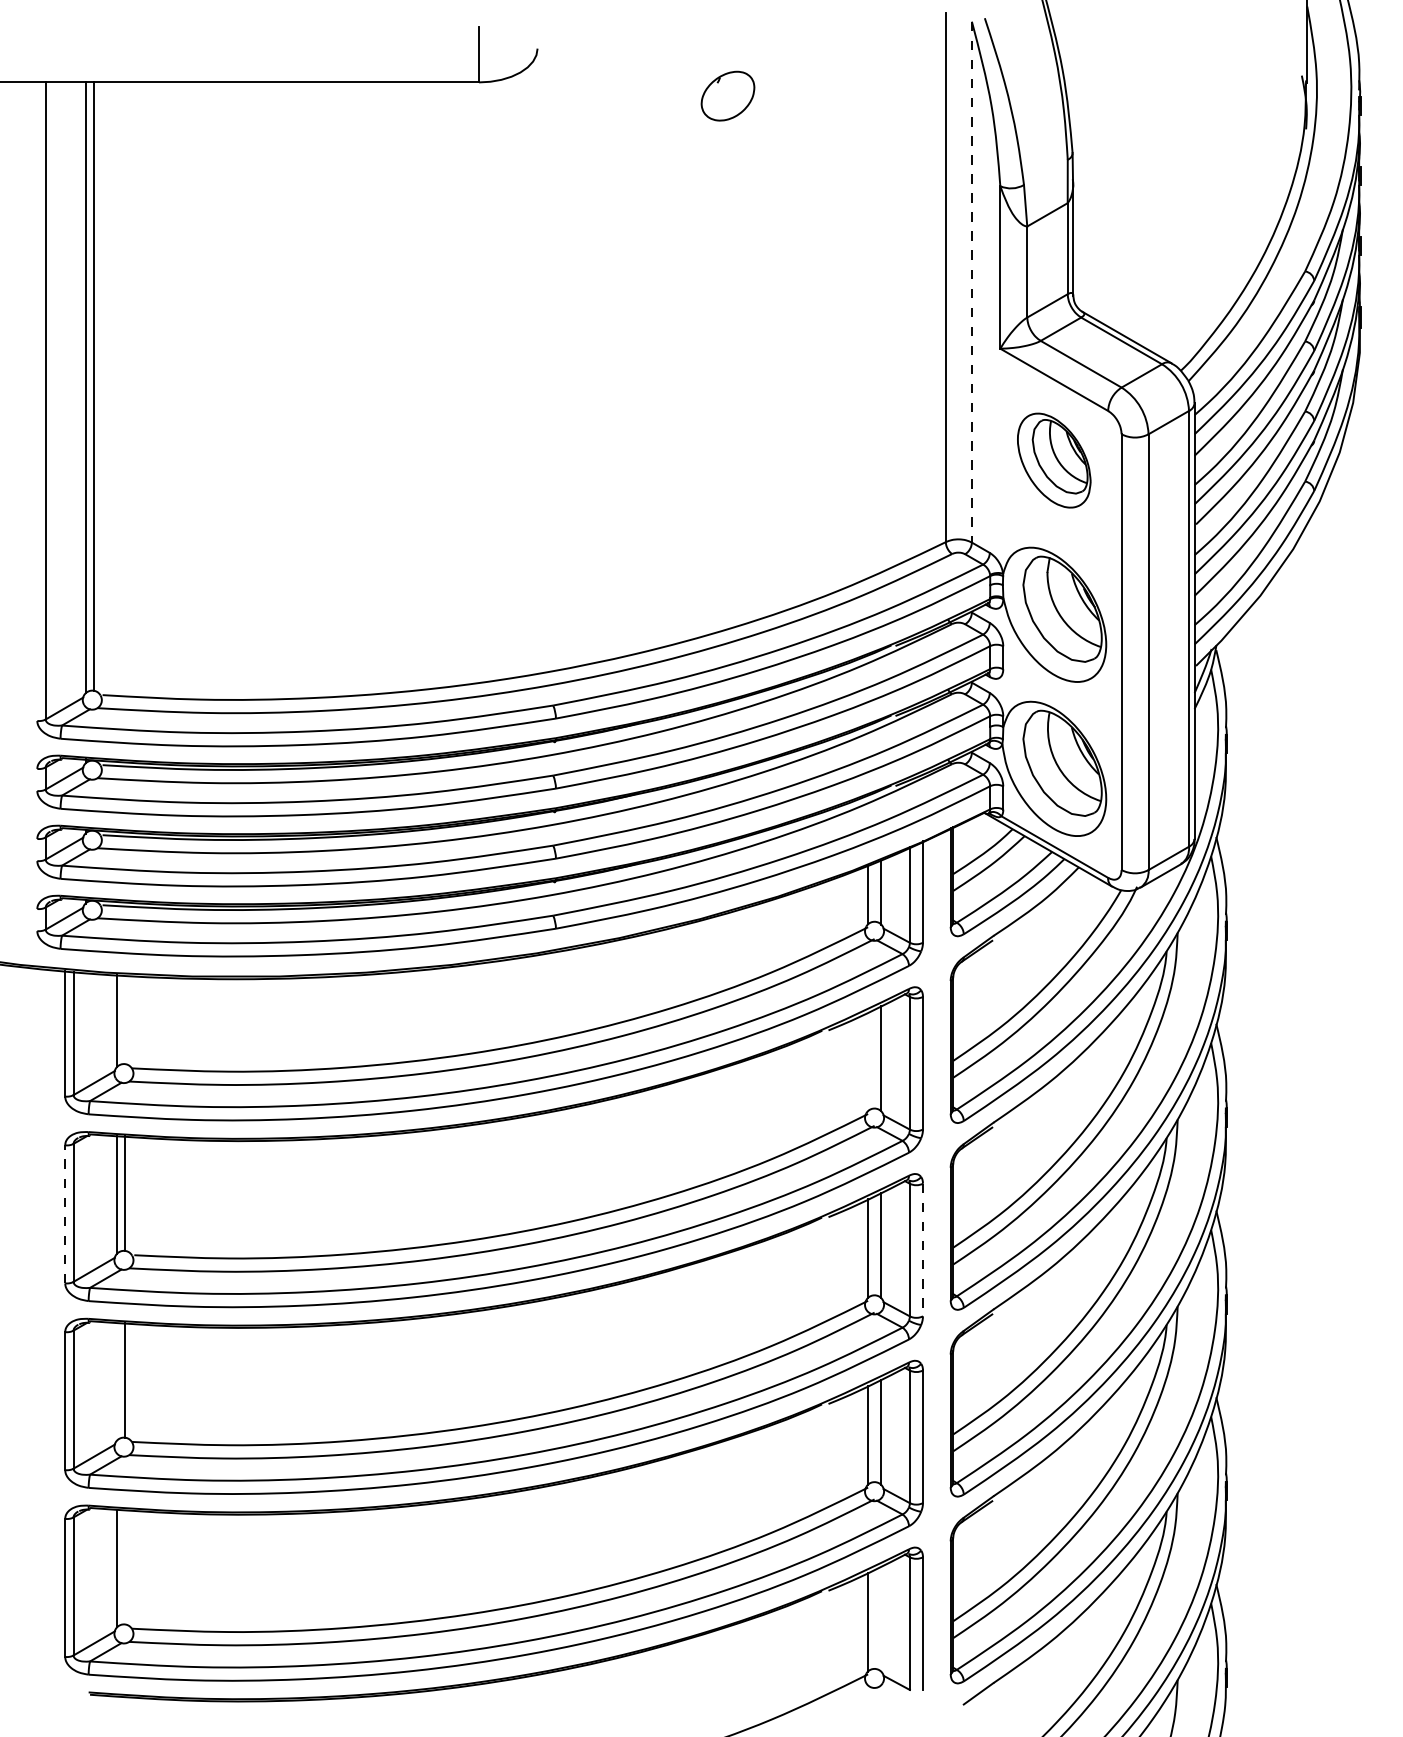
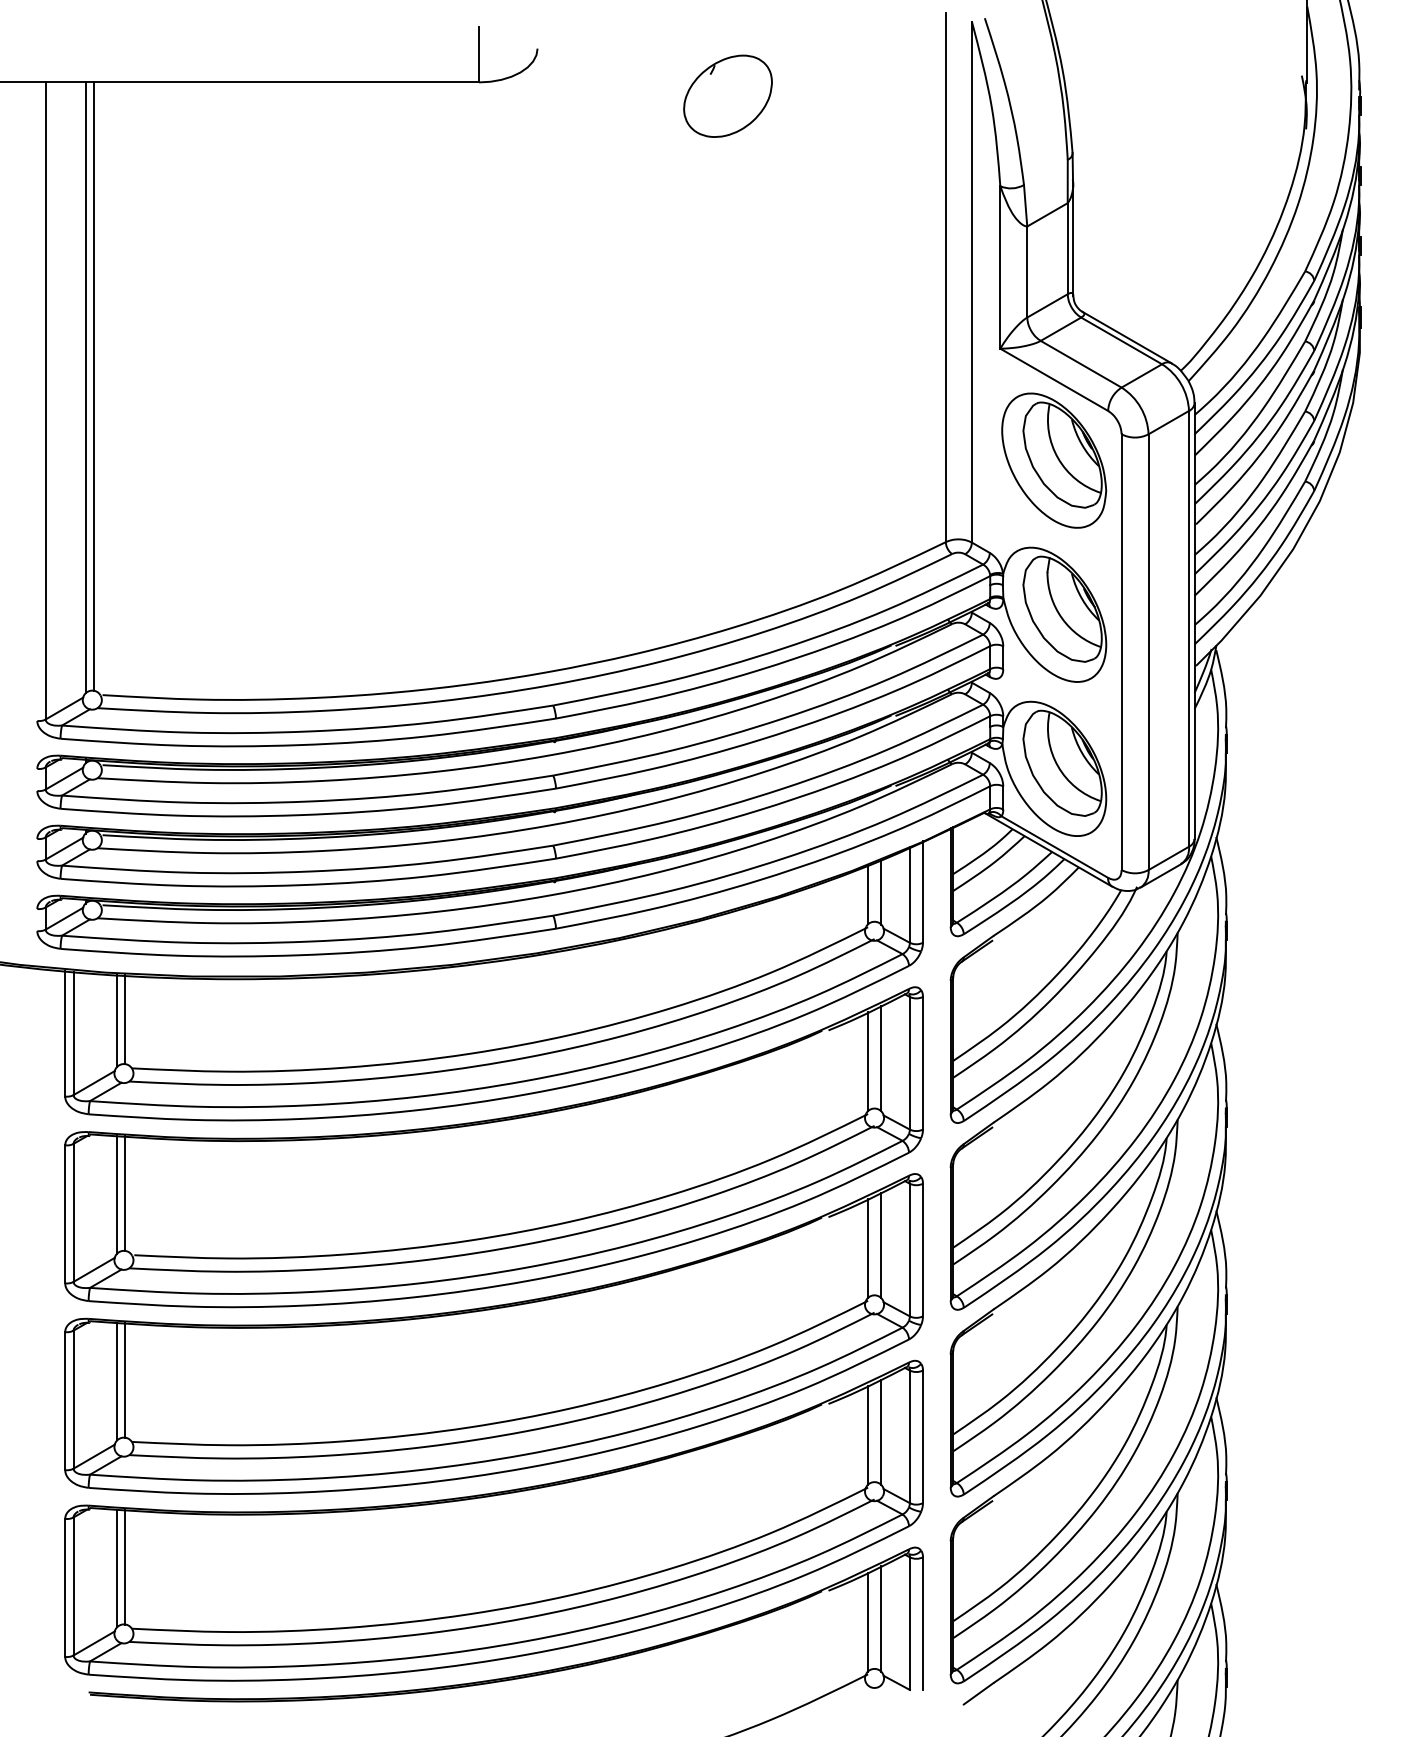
part size: 56x52 px -> 90x84 px (727, 95)
line: dashed -> solid (971, 282)
part size: 75x97 px -> 107x137 px (1054, 460)
line: none -> present (125, 1019)
line: none -> present (868, 1061)
line: dashed -> solid (65, 1213)
line: dashed -> solid (923, 1250)
line: none -> present (117, 1381)
line: none -> present (125, 1566)
line: none -> present (881, 1618)
